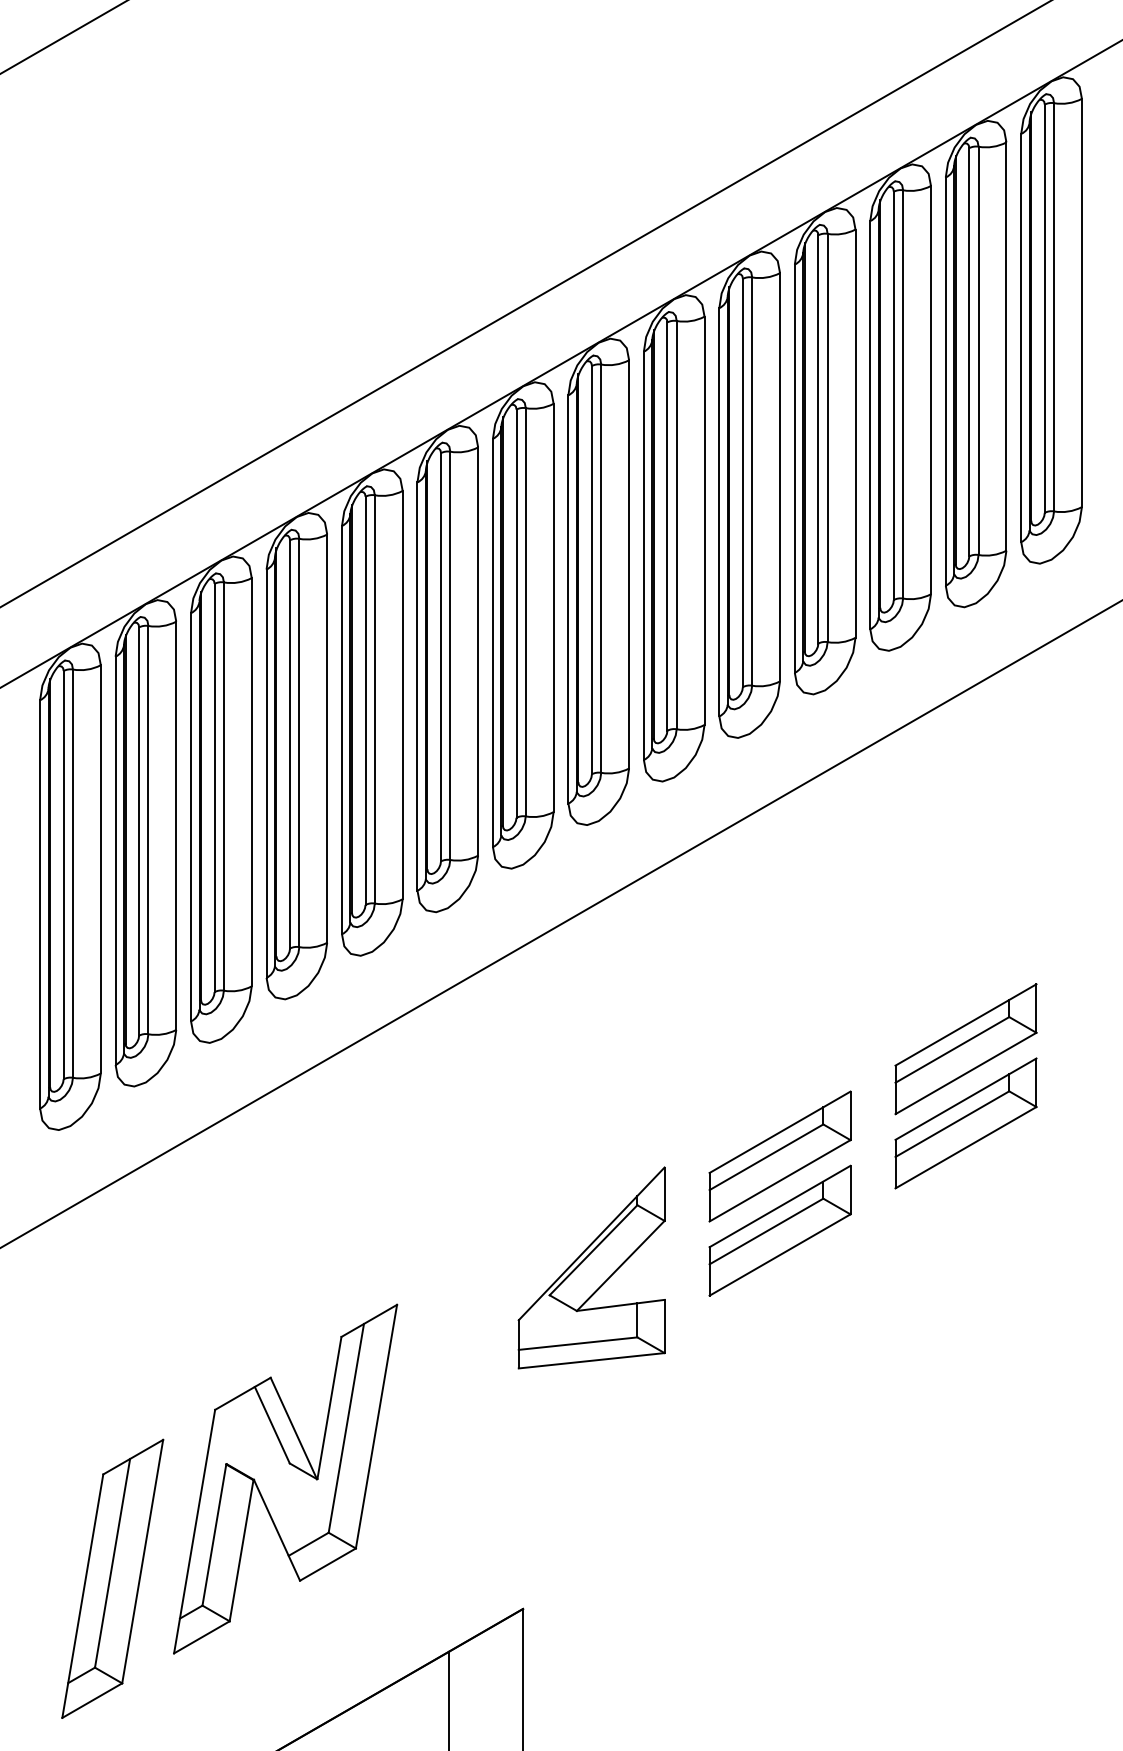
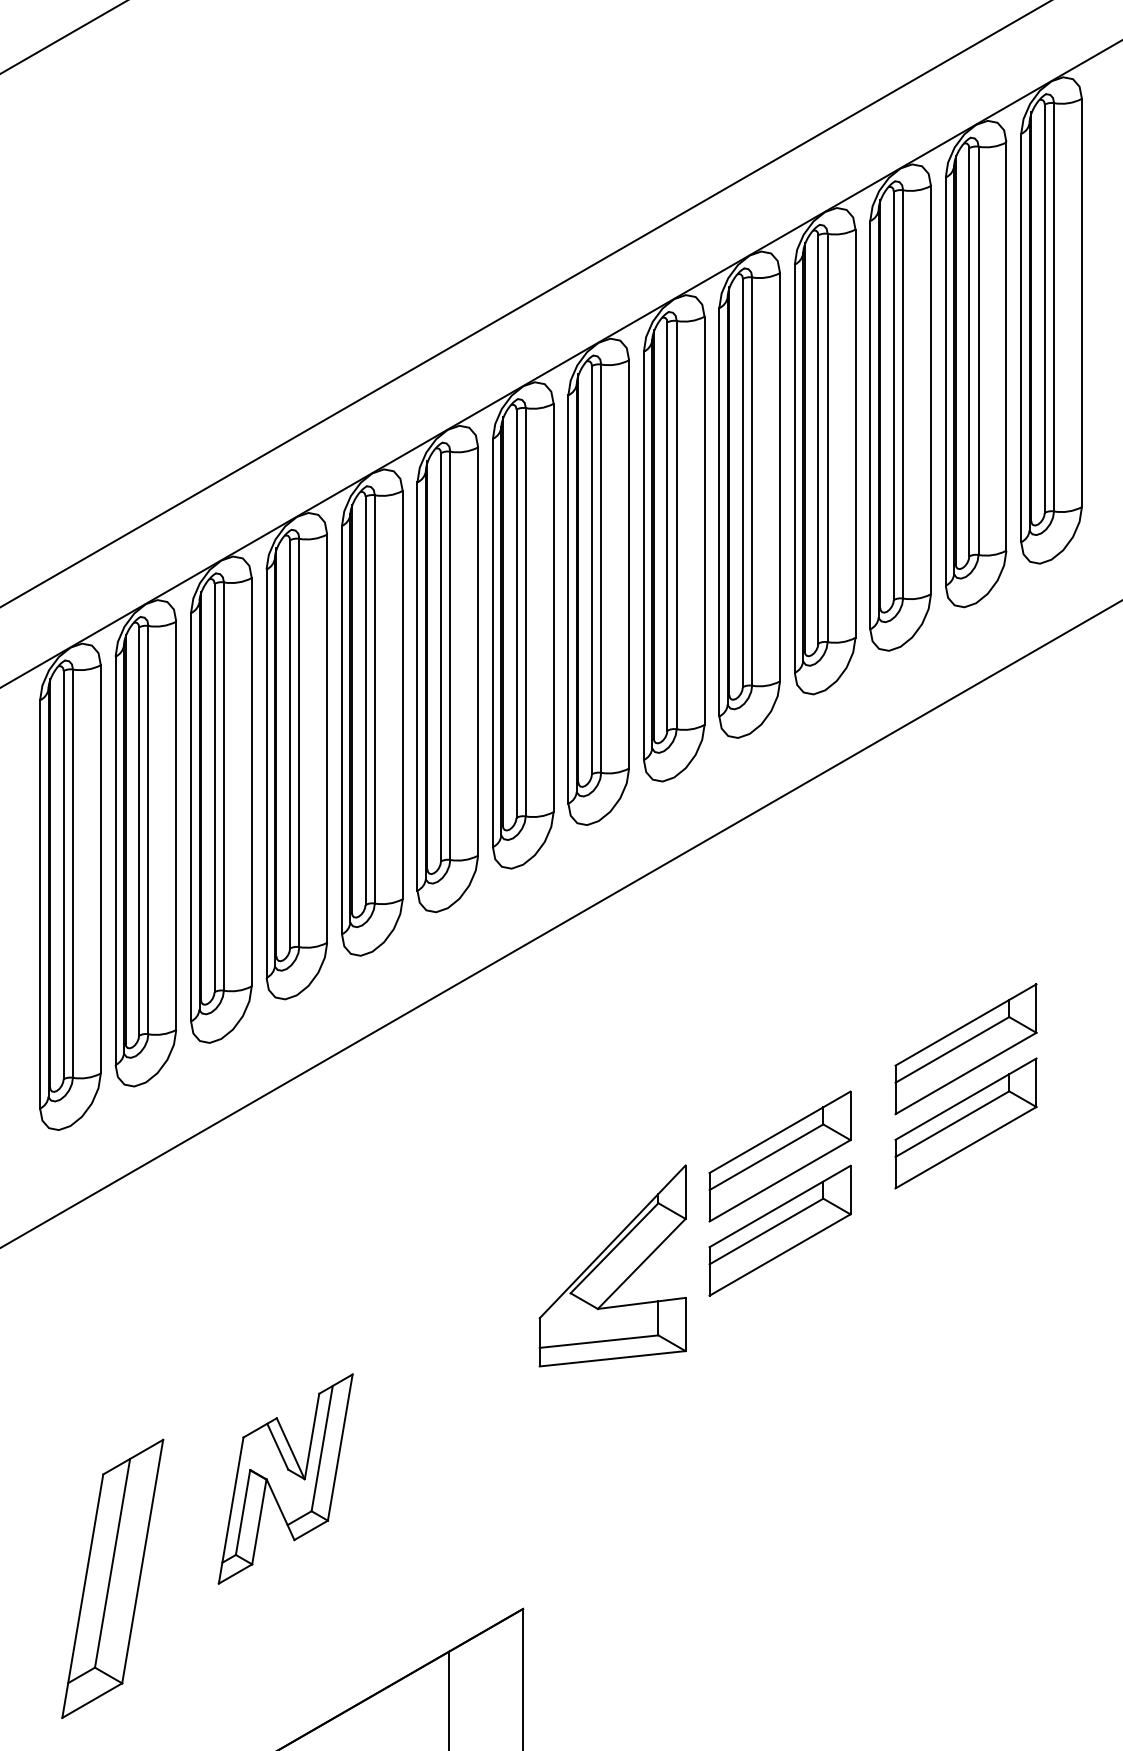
part position: (591, 1267) -> (612, 1265) (612, 1265)
part size: 226x352 px -> 137x212 px (285, 1478)
